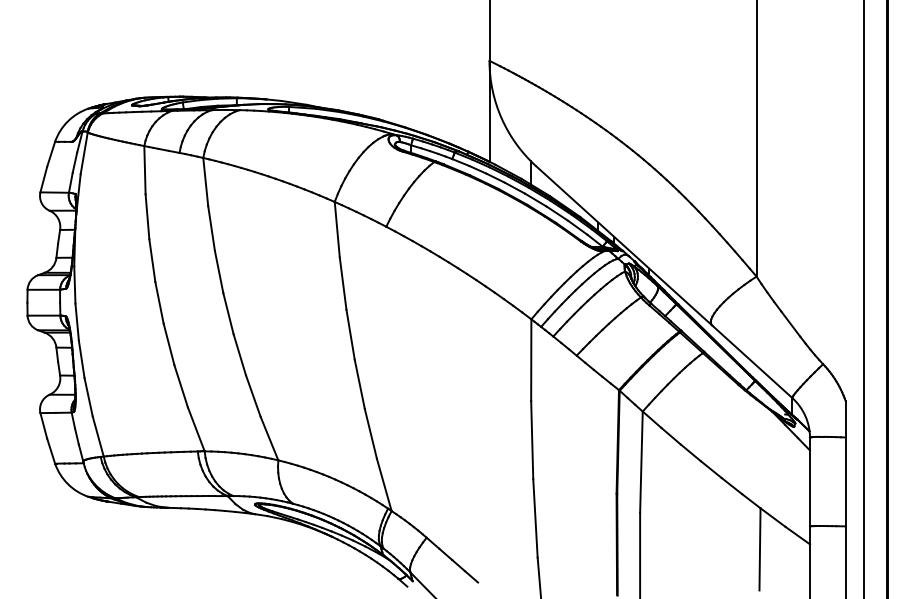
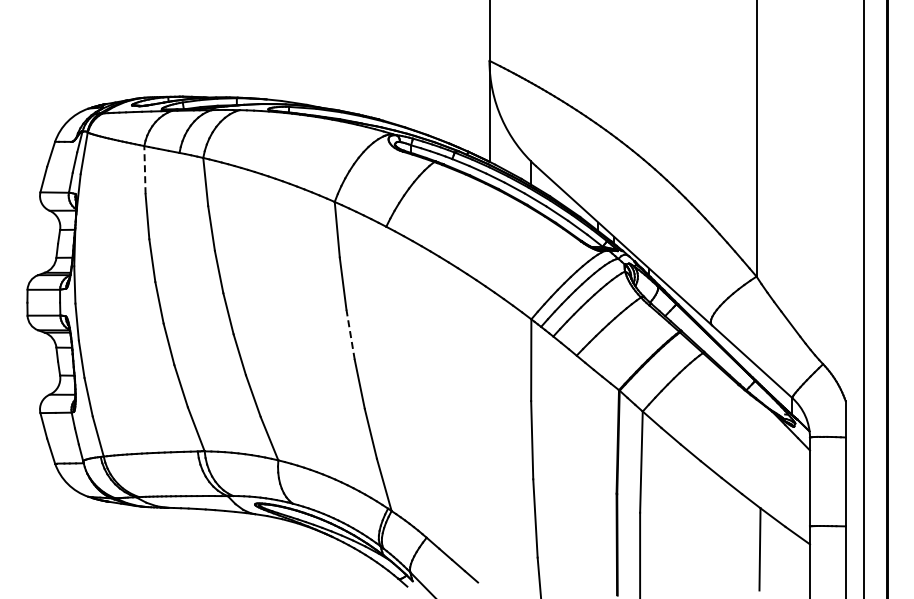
line: solid -> dashed (144, 169)
line: solid -> dashed (350, 334)
